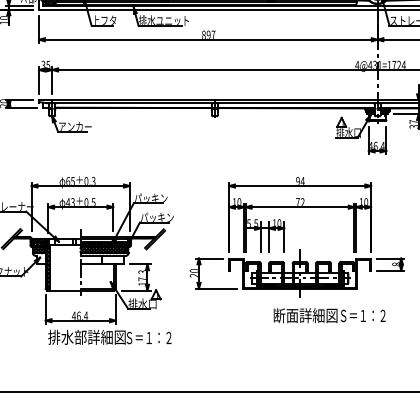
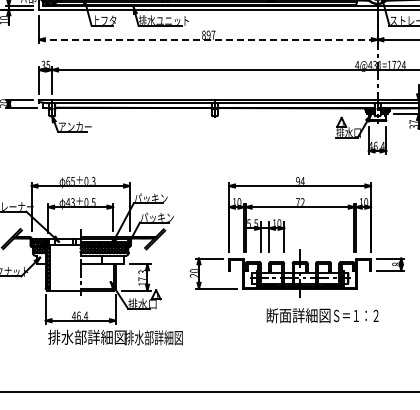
line: solid -> dashed (208, 39)
text position: (329, 315) -> (322, 315) (322, 315)
text: Ｓ＝１：２ -> 排水部詳細図 (153, 337)
